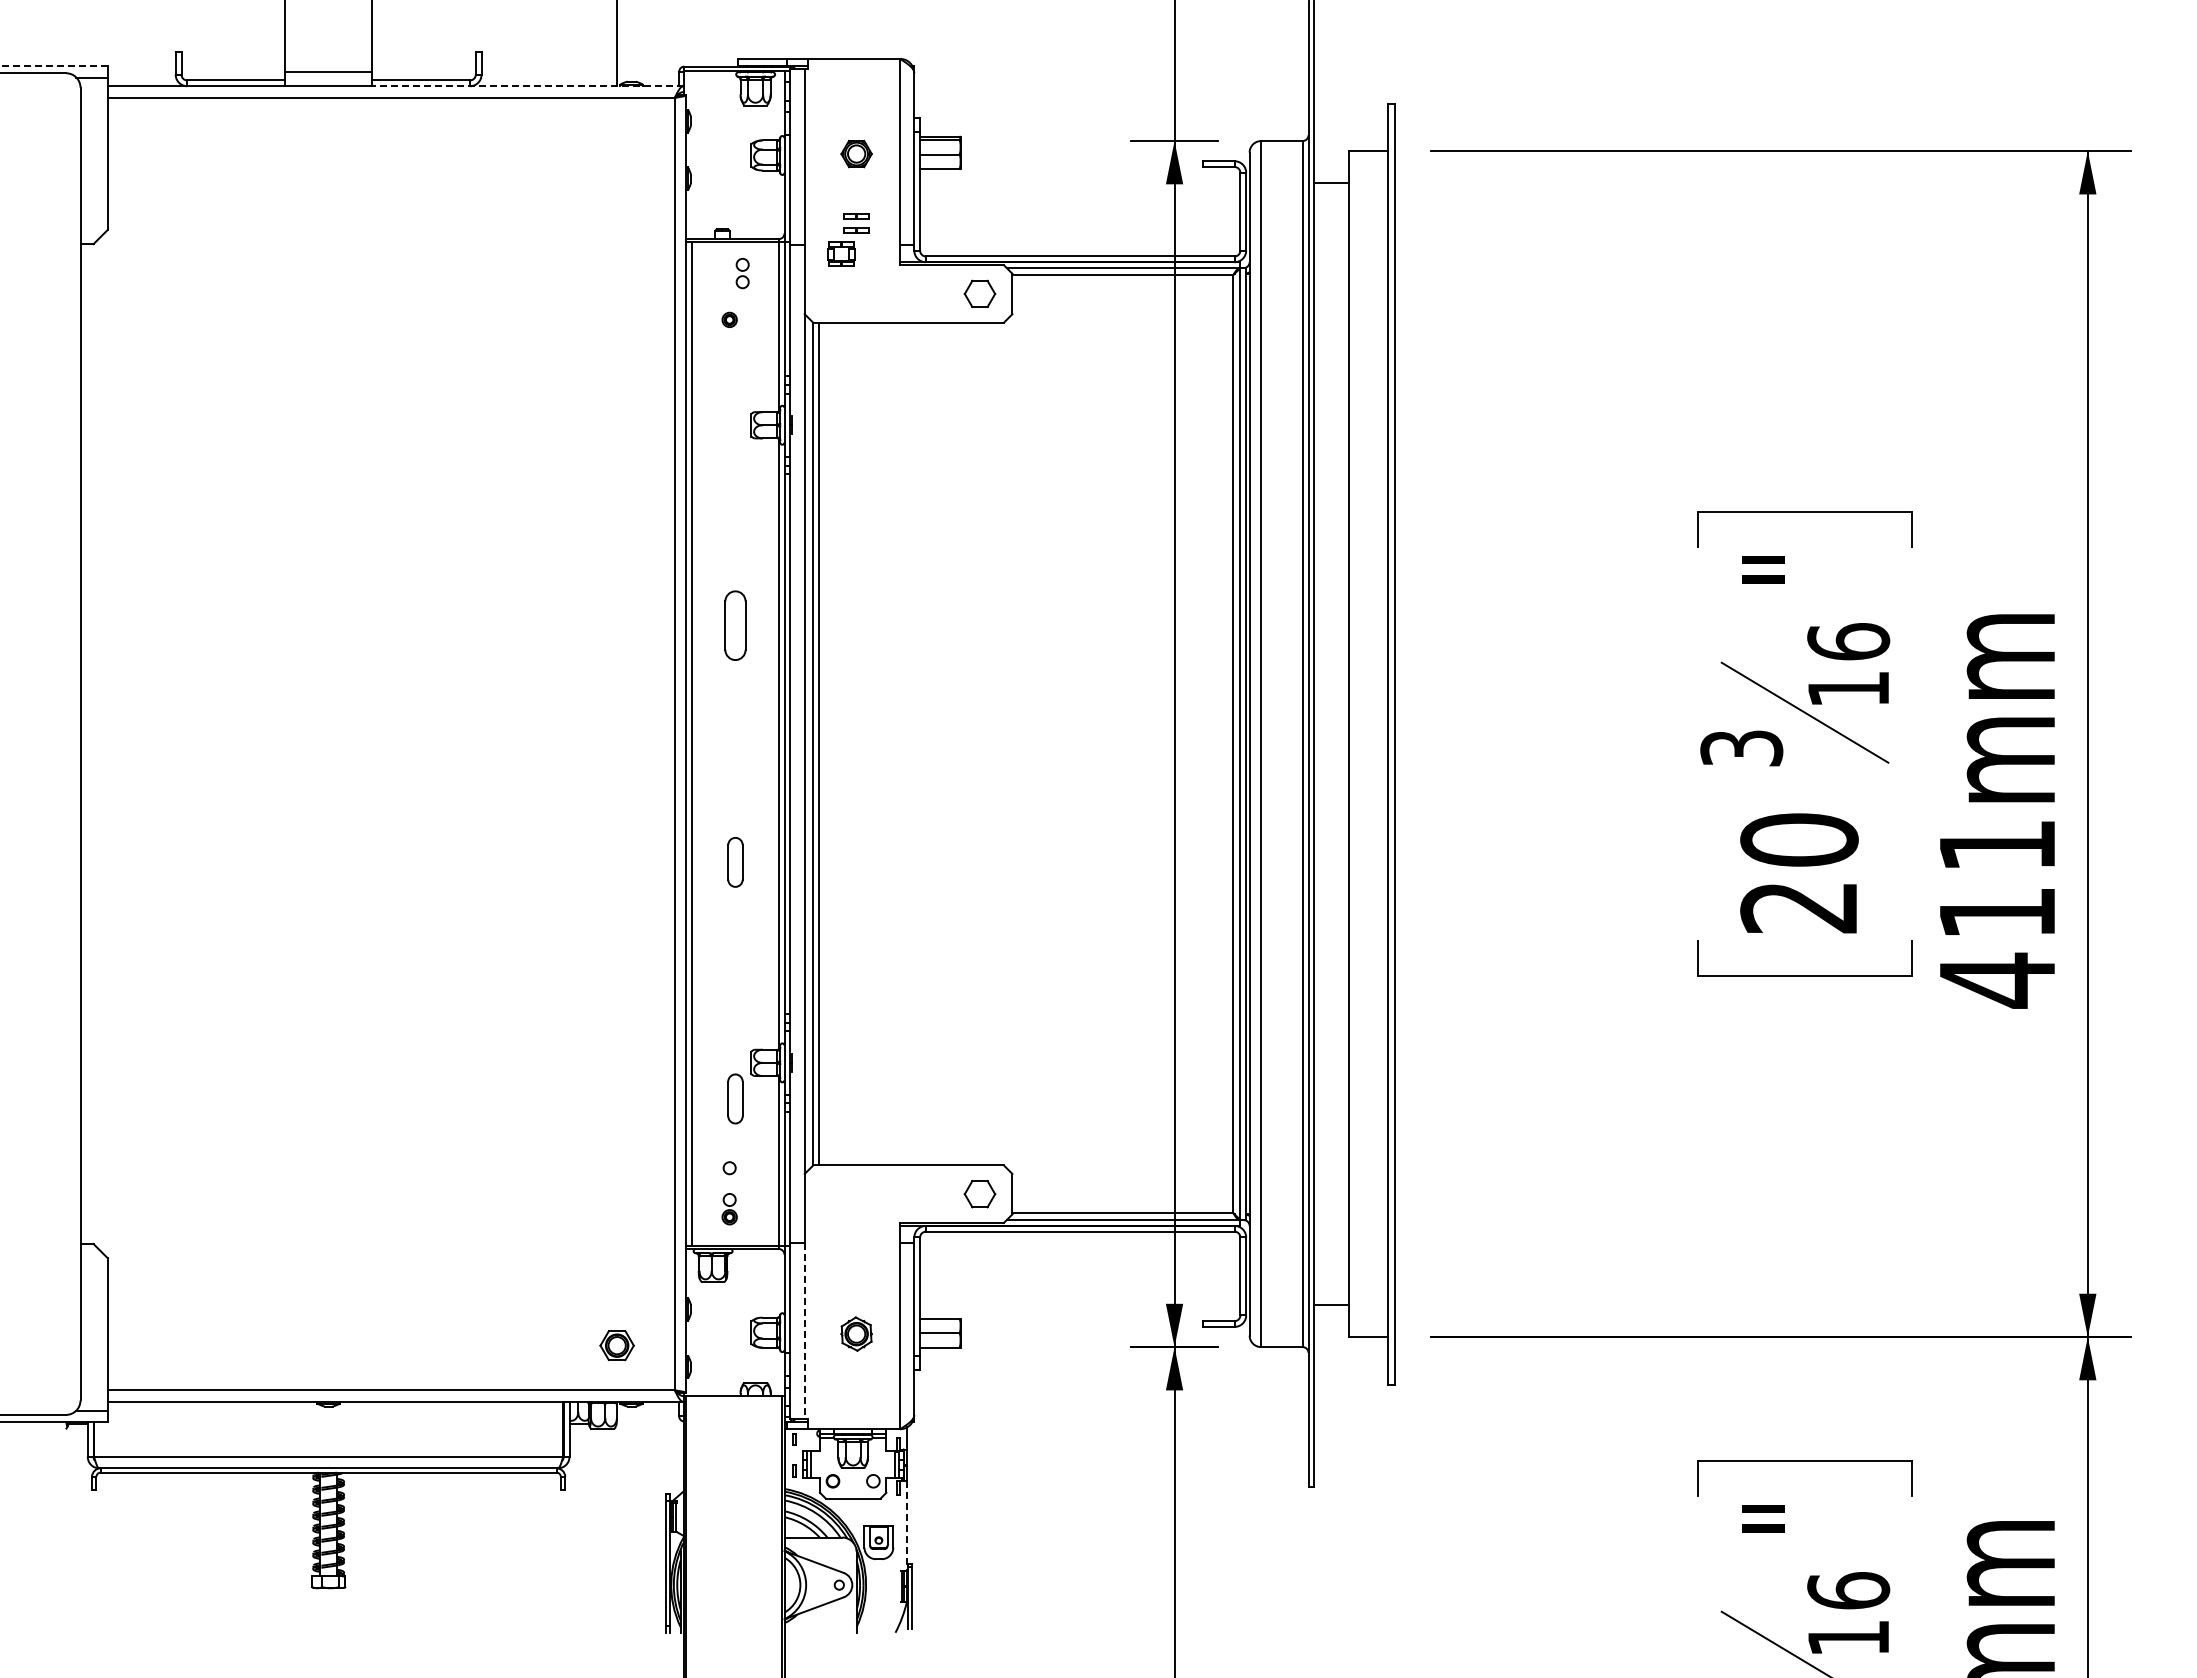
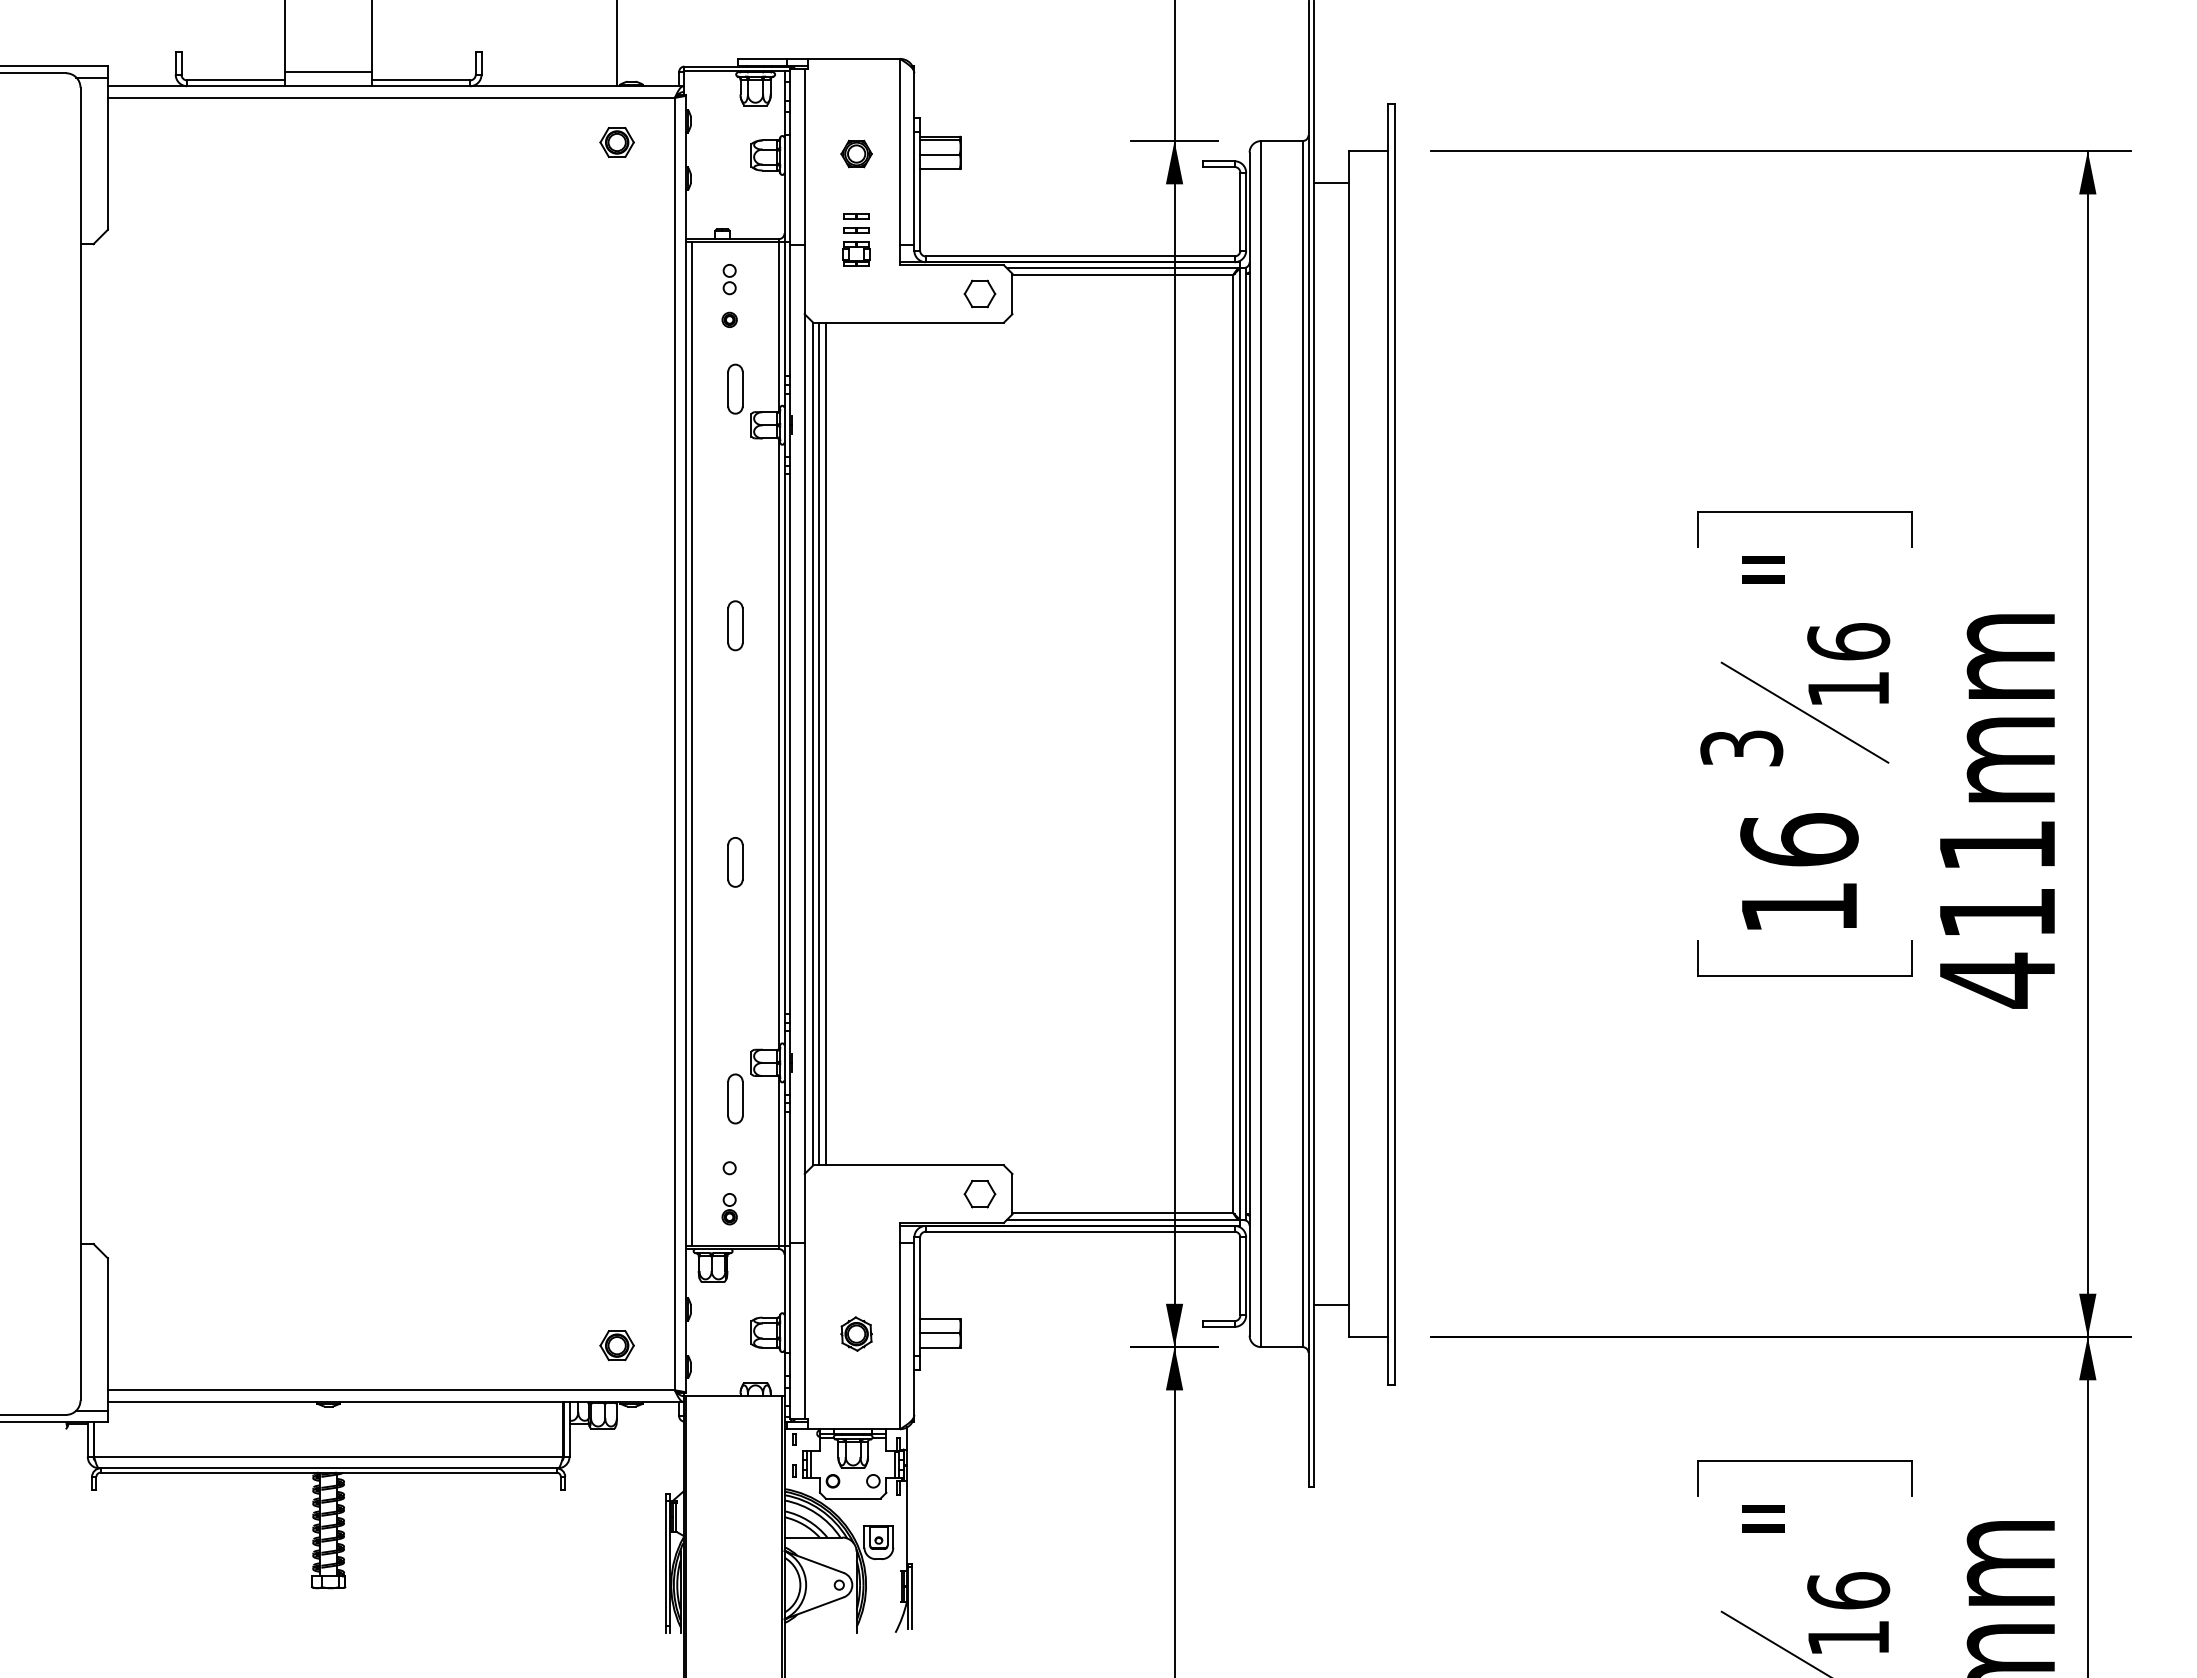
line: dashed -> solid (54, 66)
line: dashed -> solid (527, 86)
part: none -> present (616, 142)
part position: (841, 253) -> (856, 253) (856, 253)
part position: (742, 273) -> (729, 279) (729, 279)
part: none -> present (735, 388)
part size: 23x71 px -> 17x52 px (735, 625)
line: none -> present (826, 743)
text: 20 -> 16 (1799, 873)
line: dashed -> solid (804, 1331)
line: dashed -> solid (907, 1526)
